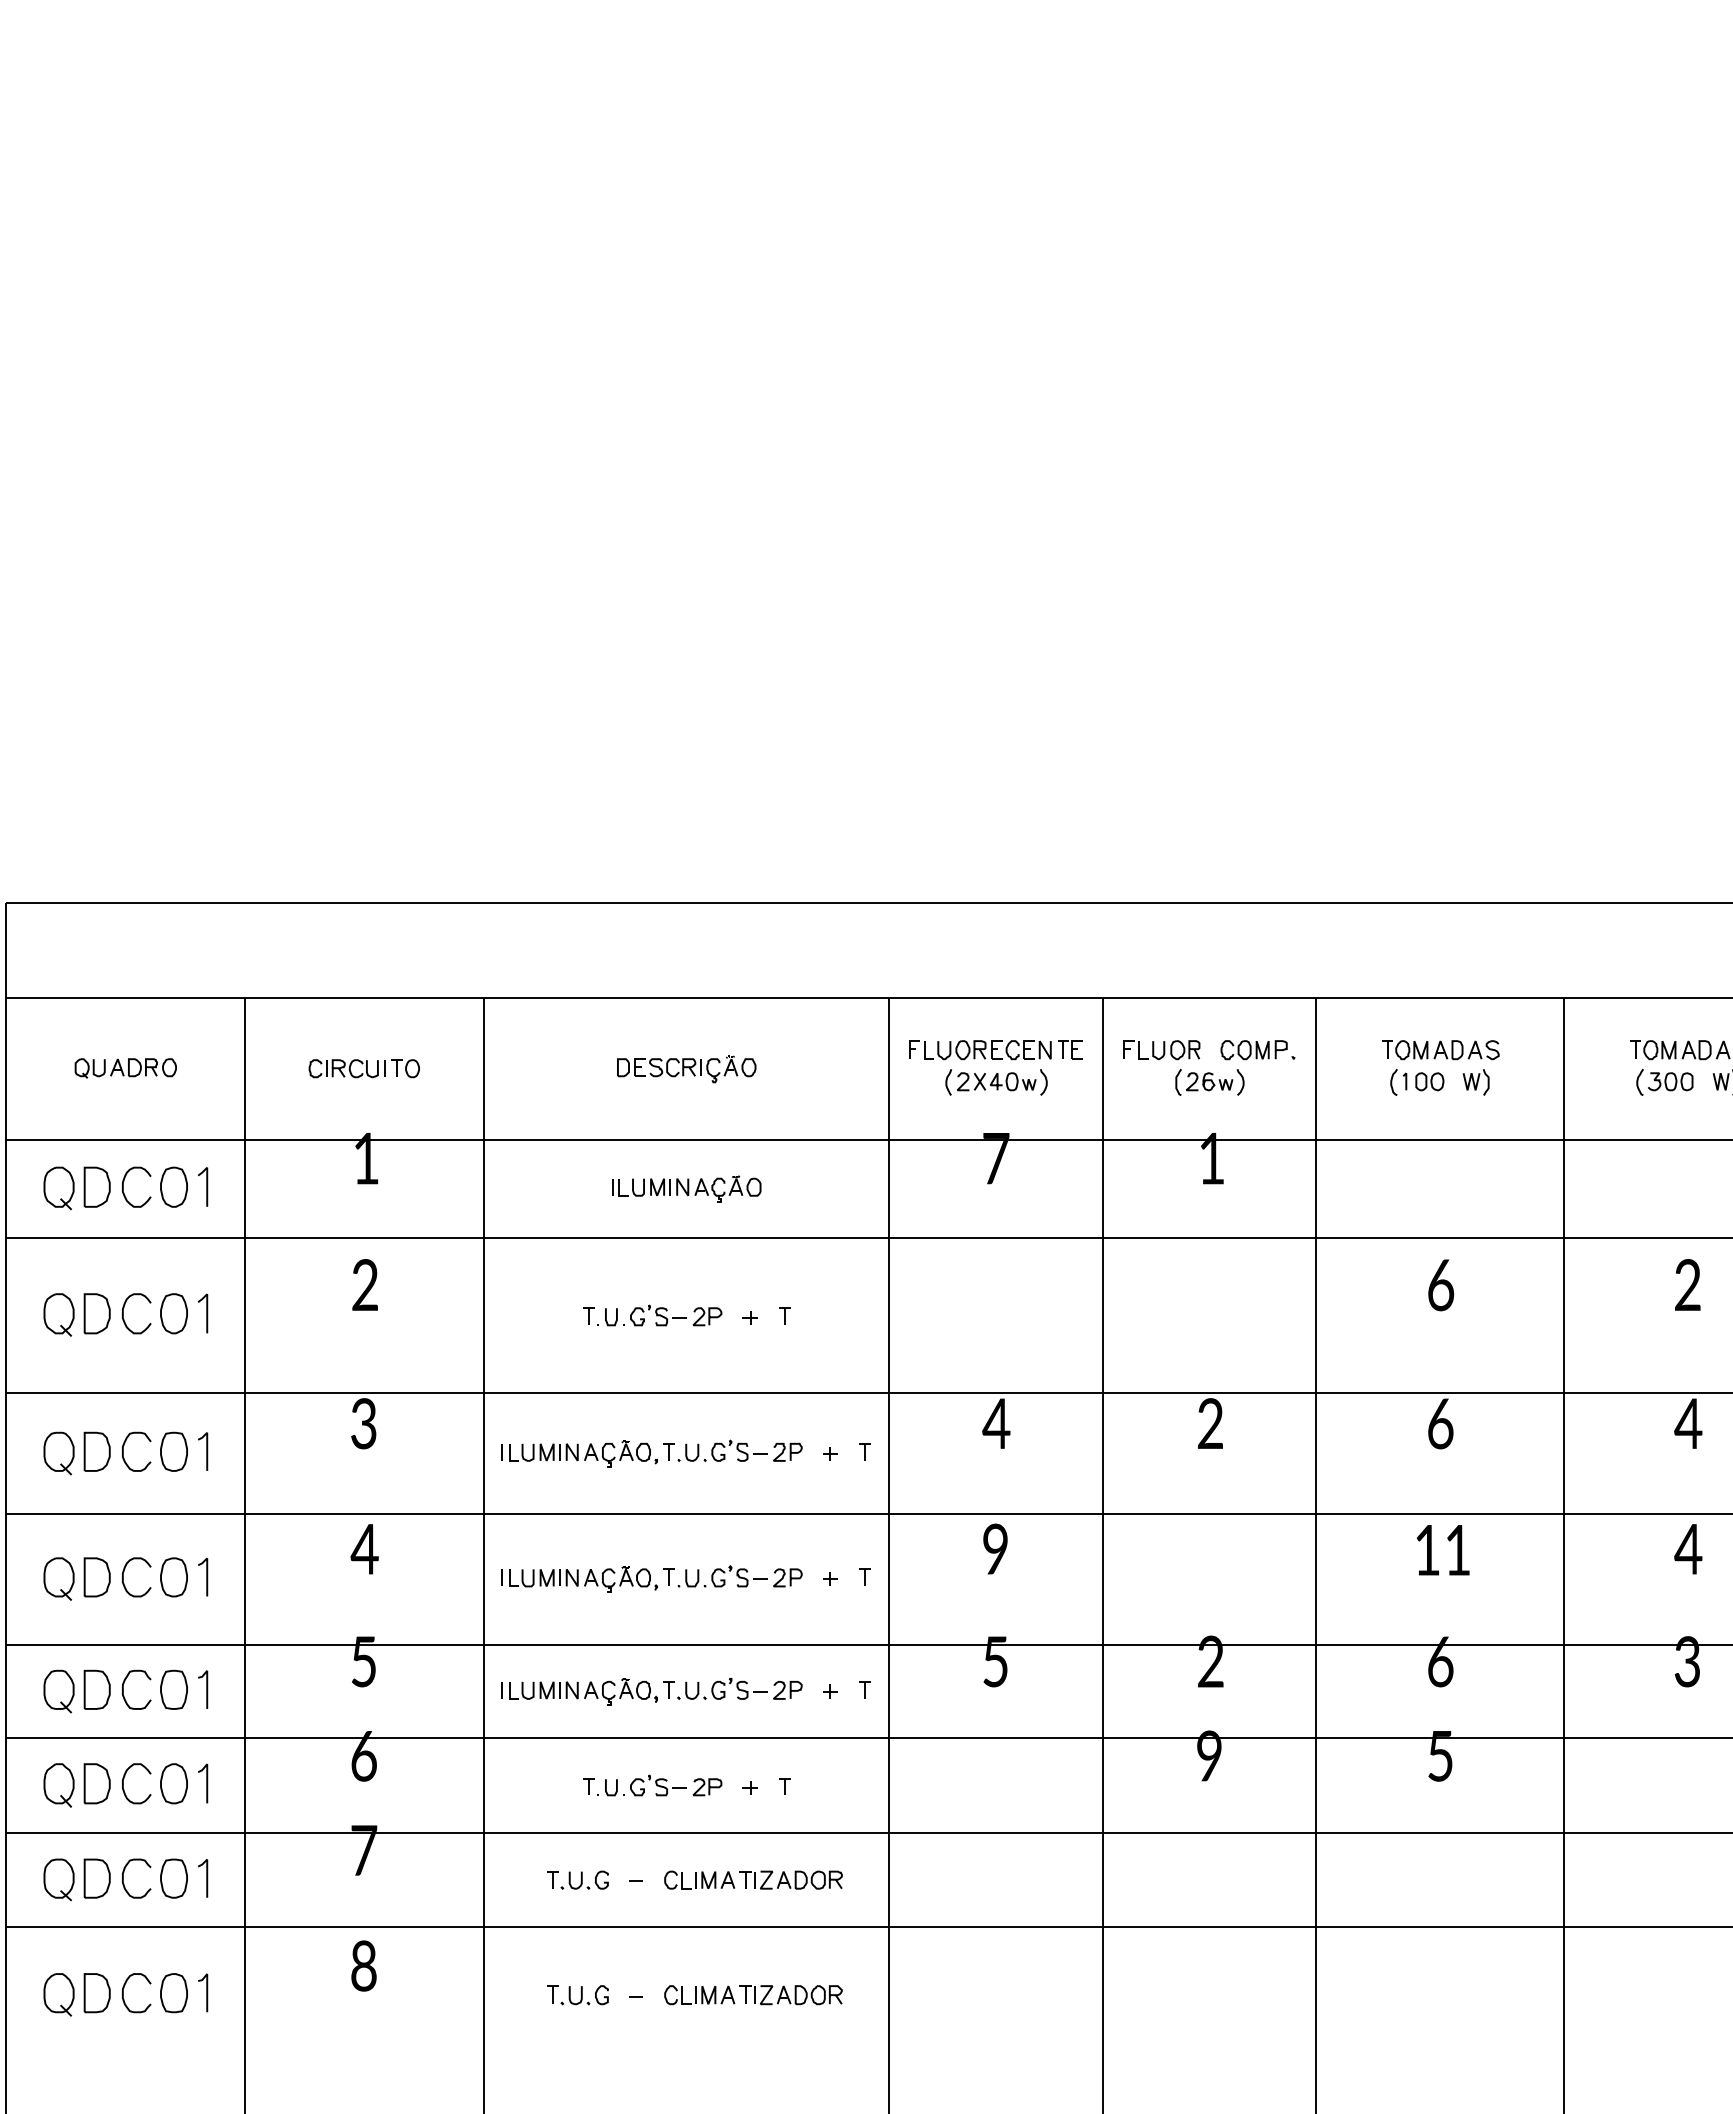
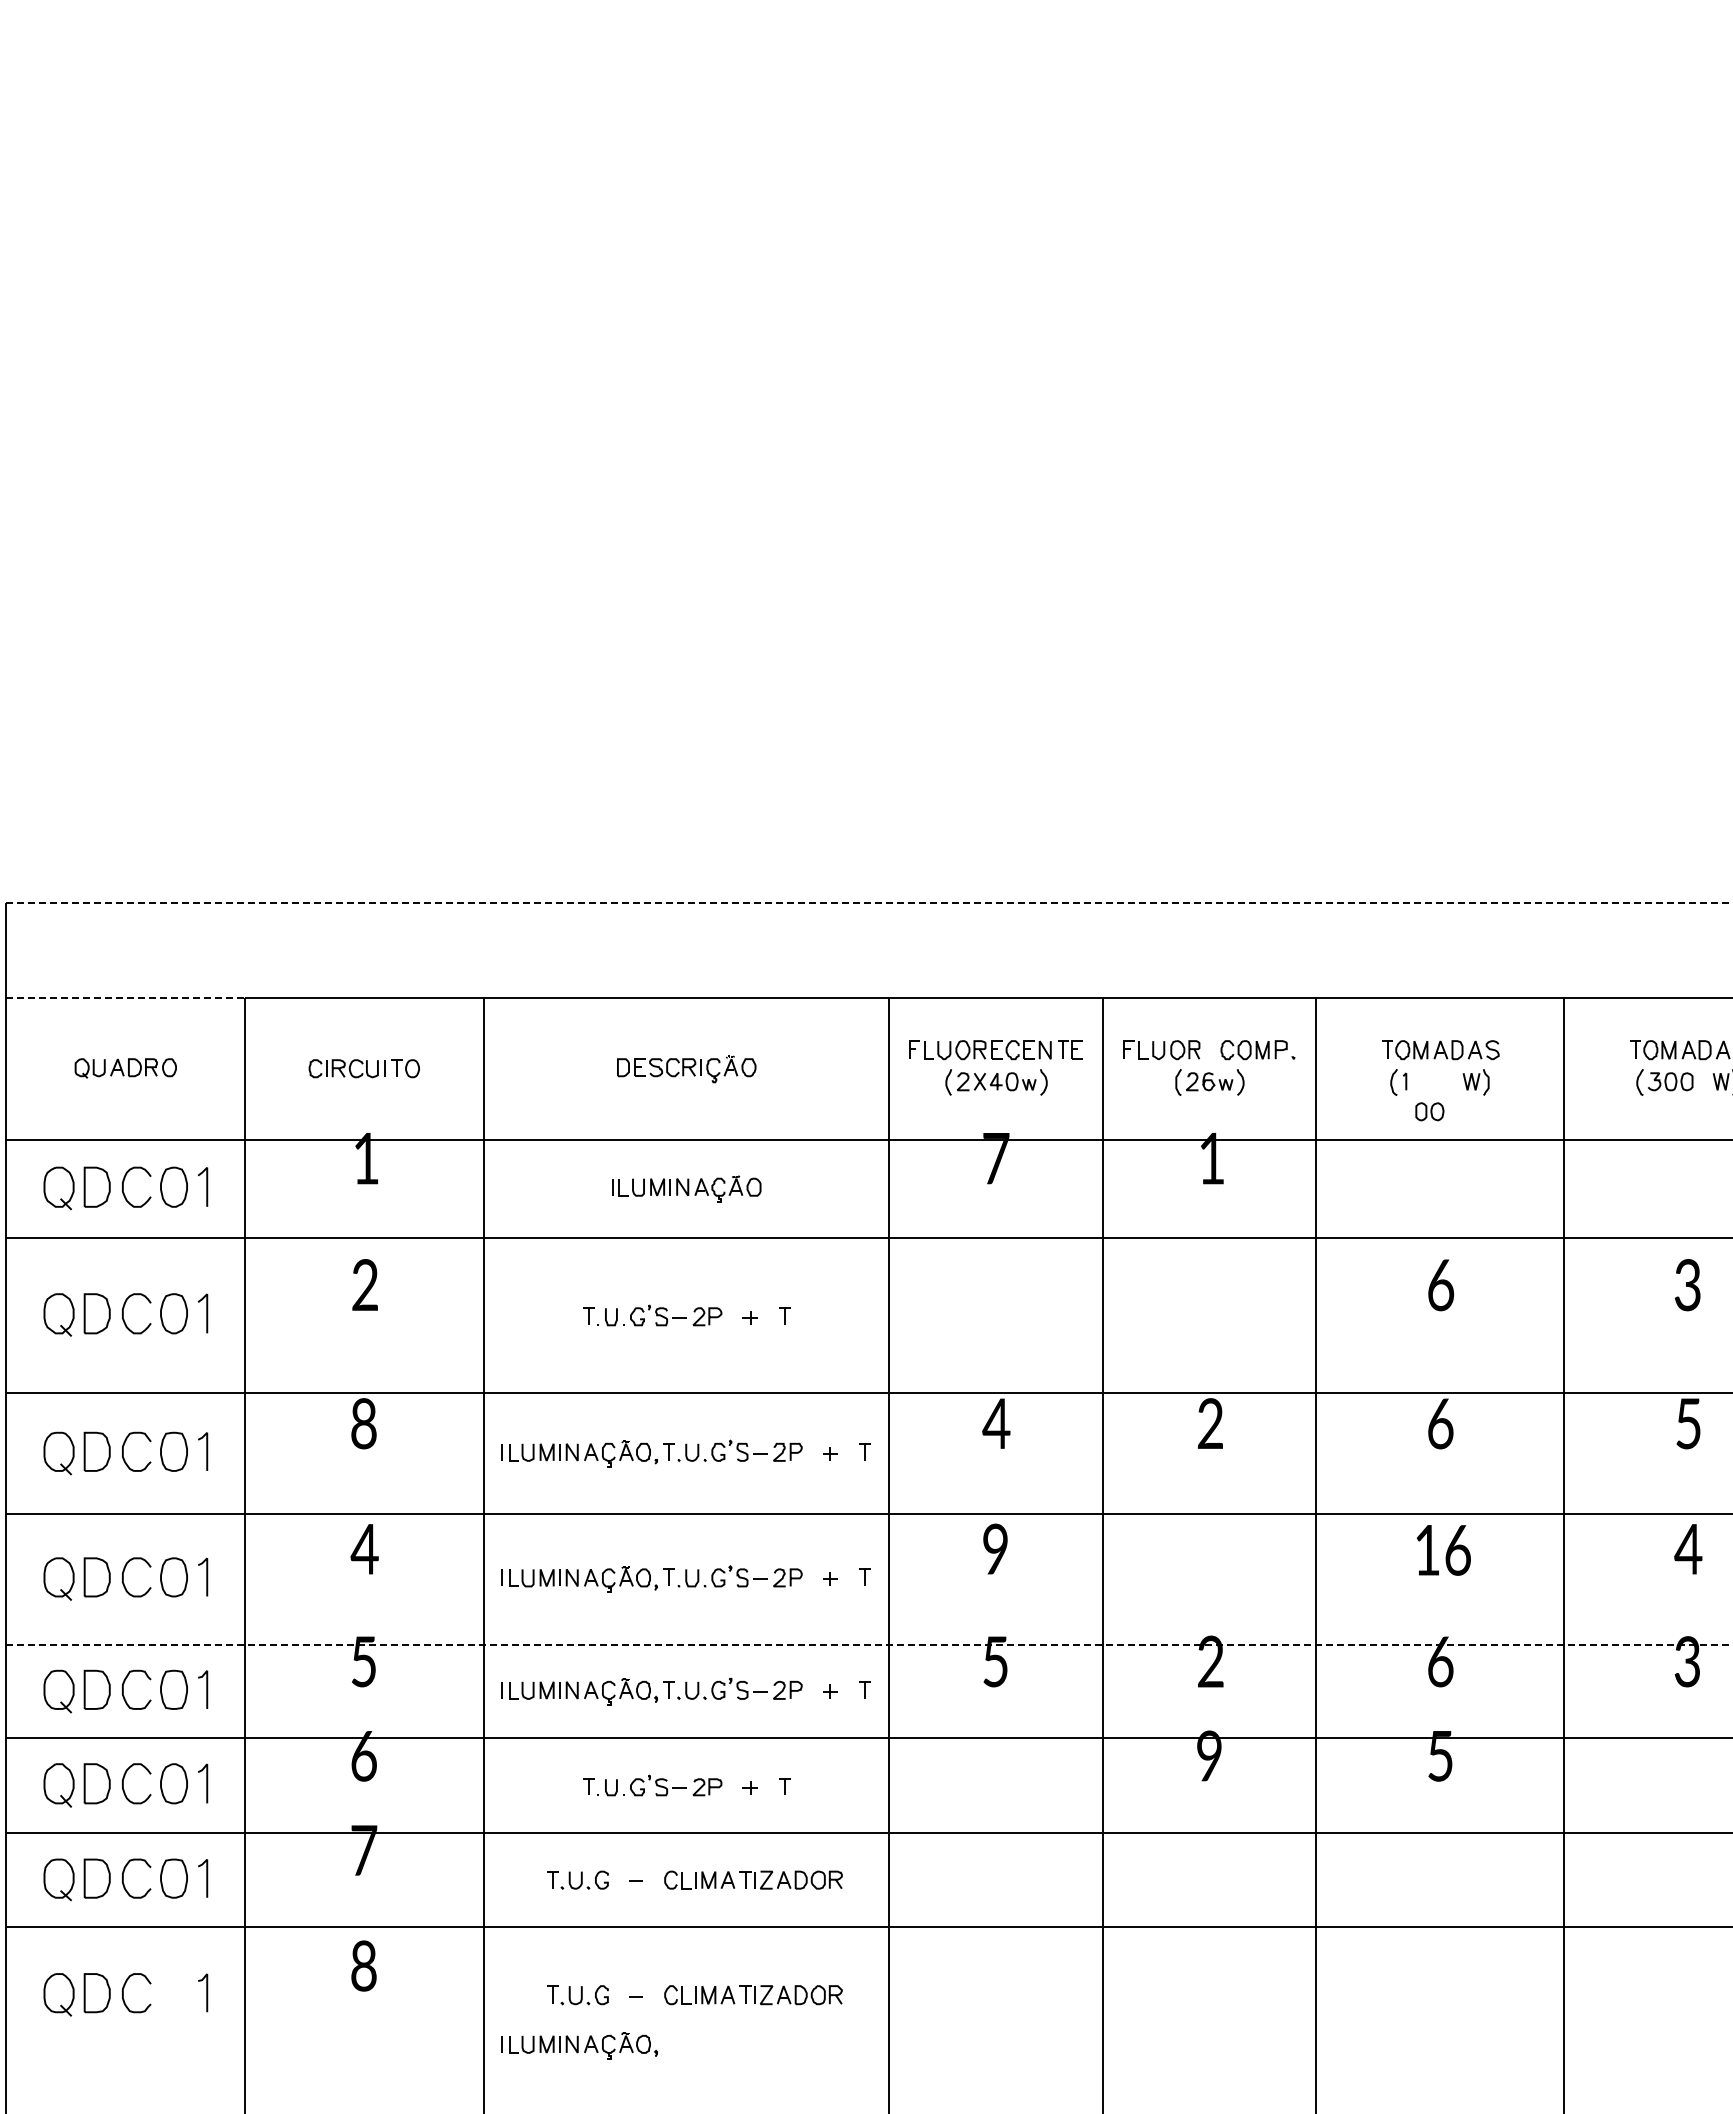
line: solid -> dashed (869, 902)
line: solid -> dashed (125, 997)
part position: (1429, 1081) -> (1429, 1111) (1429, 1111)
text: 2 -> 3 (1687, 1285)
text: 3 -> 8 (363, 1423)
text: 4 -> 5 (1688, 1423)
text: 11 -> 16 (1457, 1550)
line: solid -> dashed (869, 1644)
part: present -> none (173, 1993)
part: none -> present (579, 2045)
